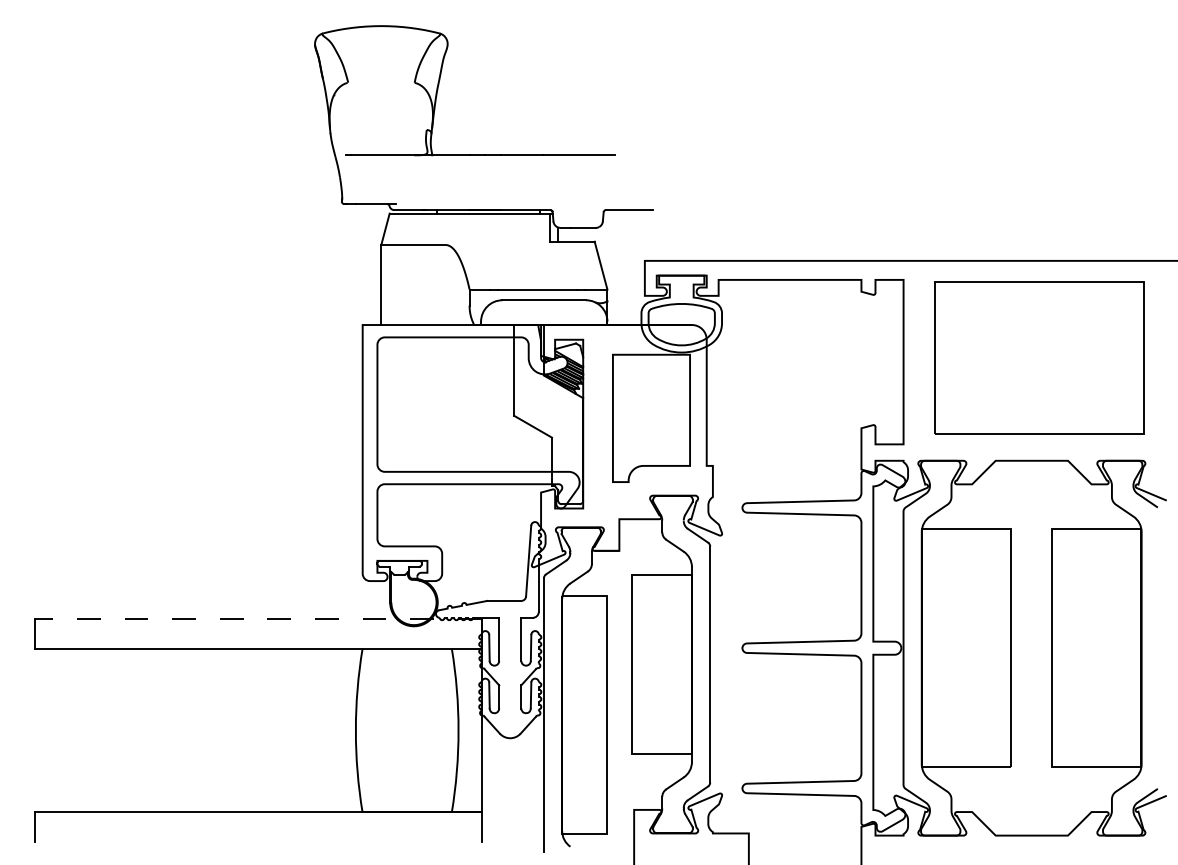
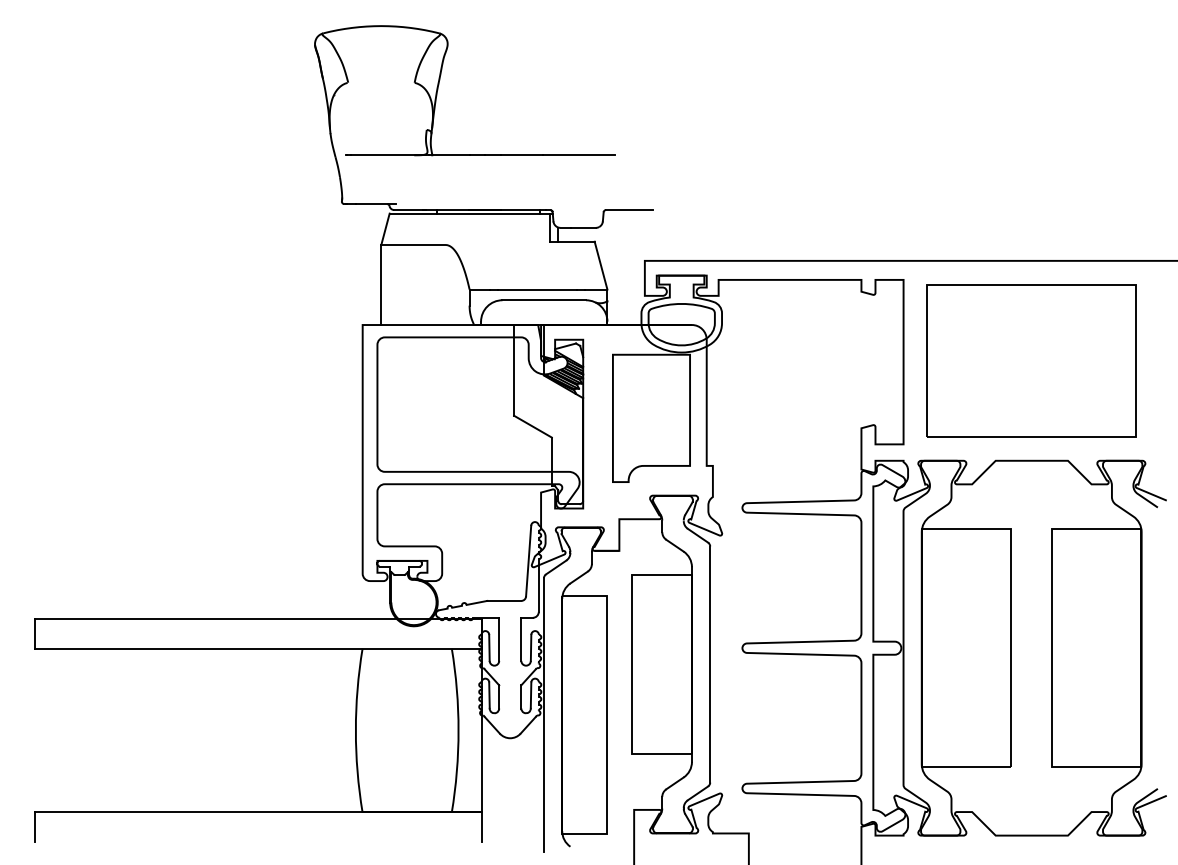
part position: (1039, 357) -> (1031, 360) (1031, 360)
line: dashed -> solid (257, 619)
